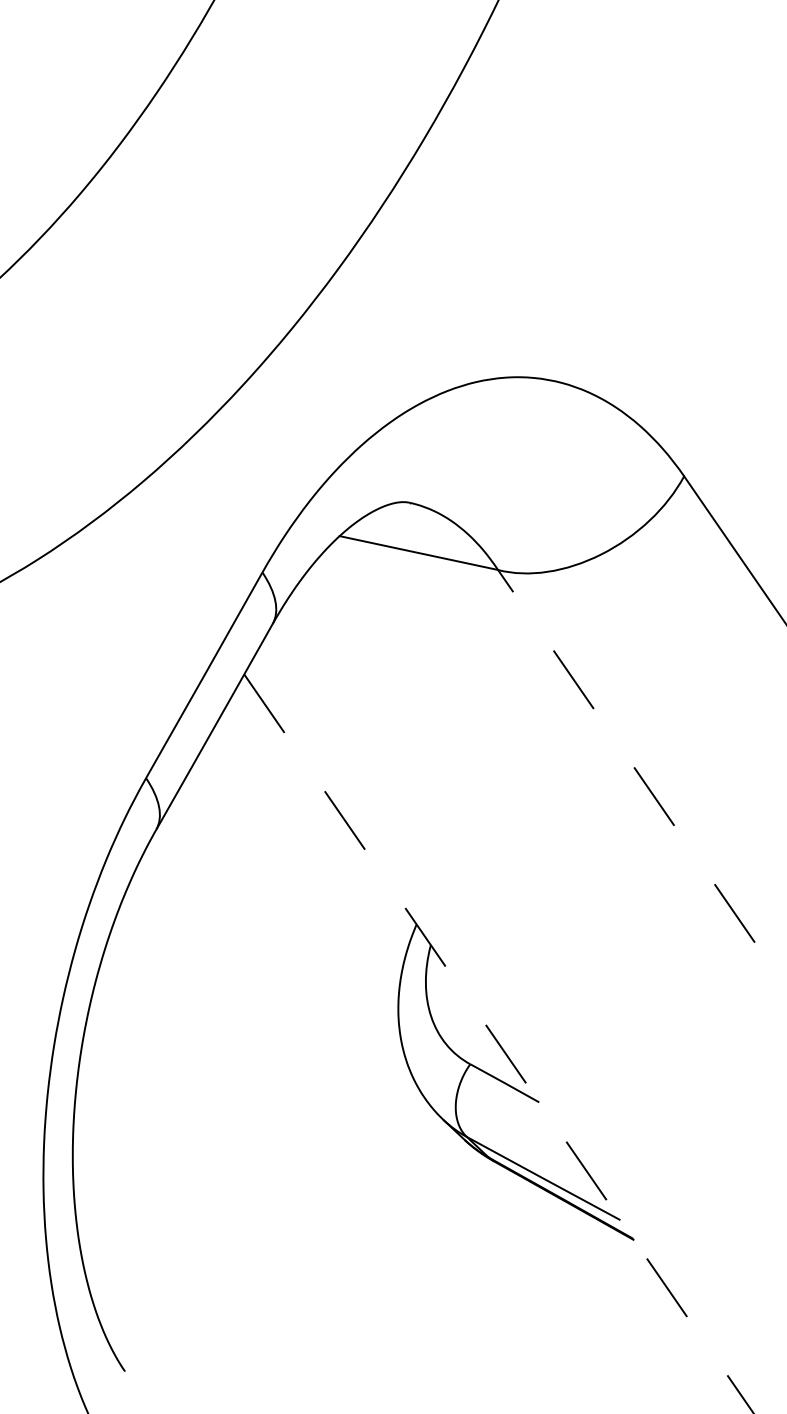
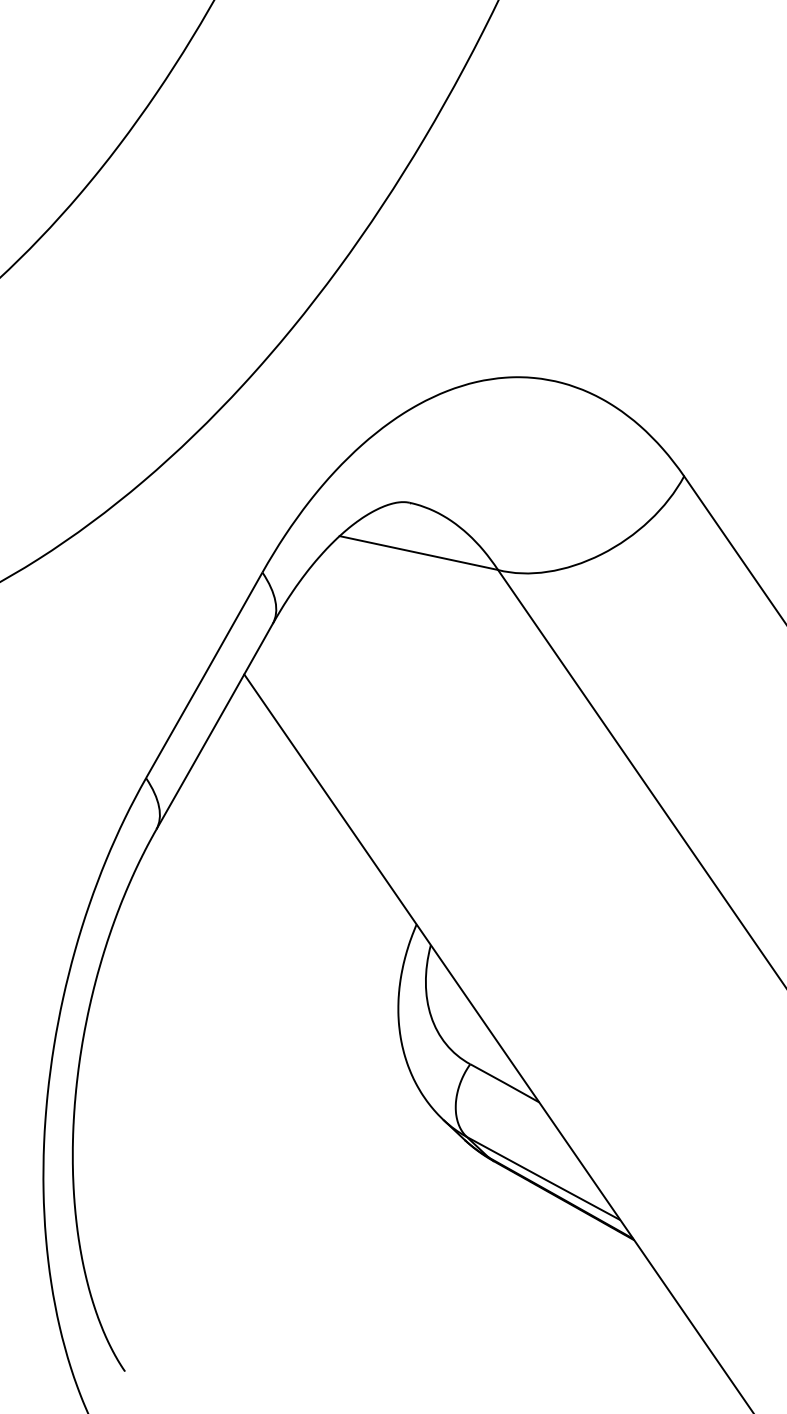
line: dashed -> solid (642, 779)
line: dashed -> solid (499, 1043)
